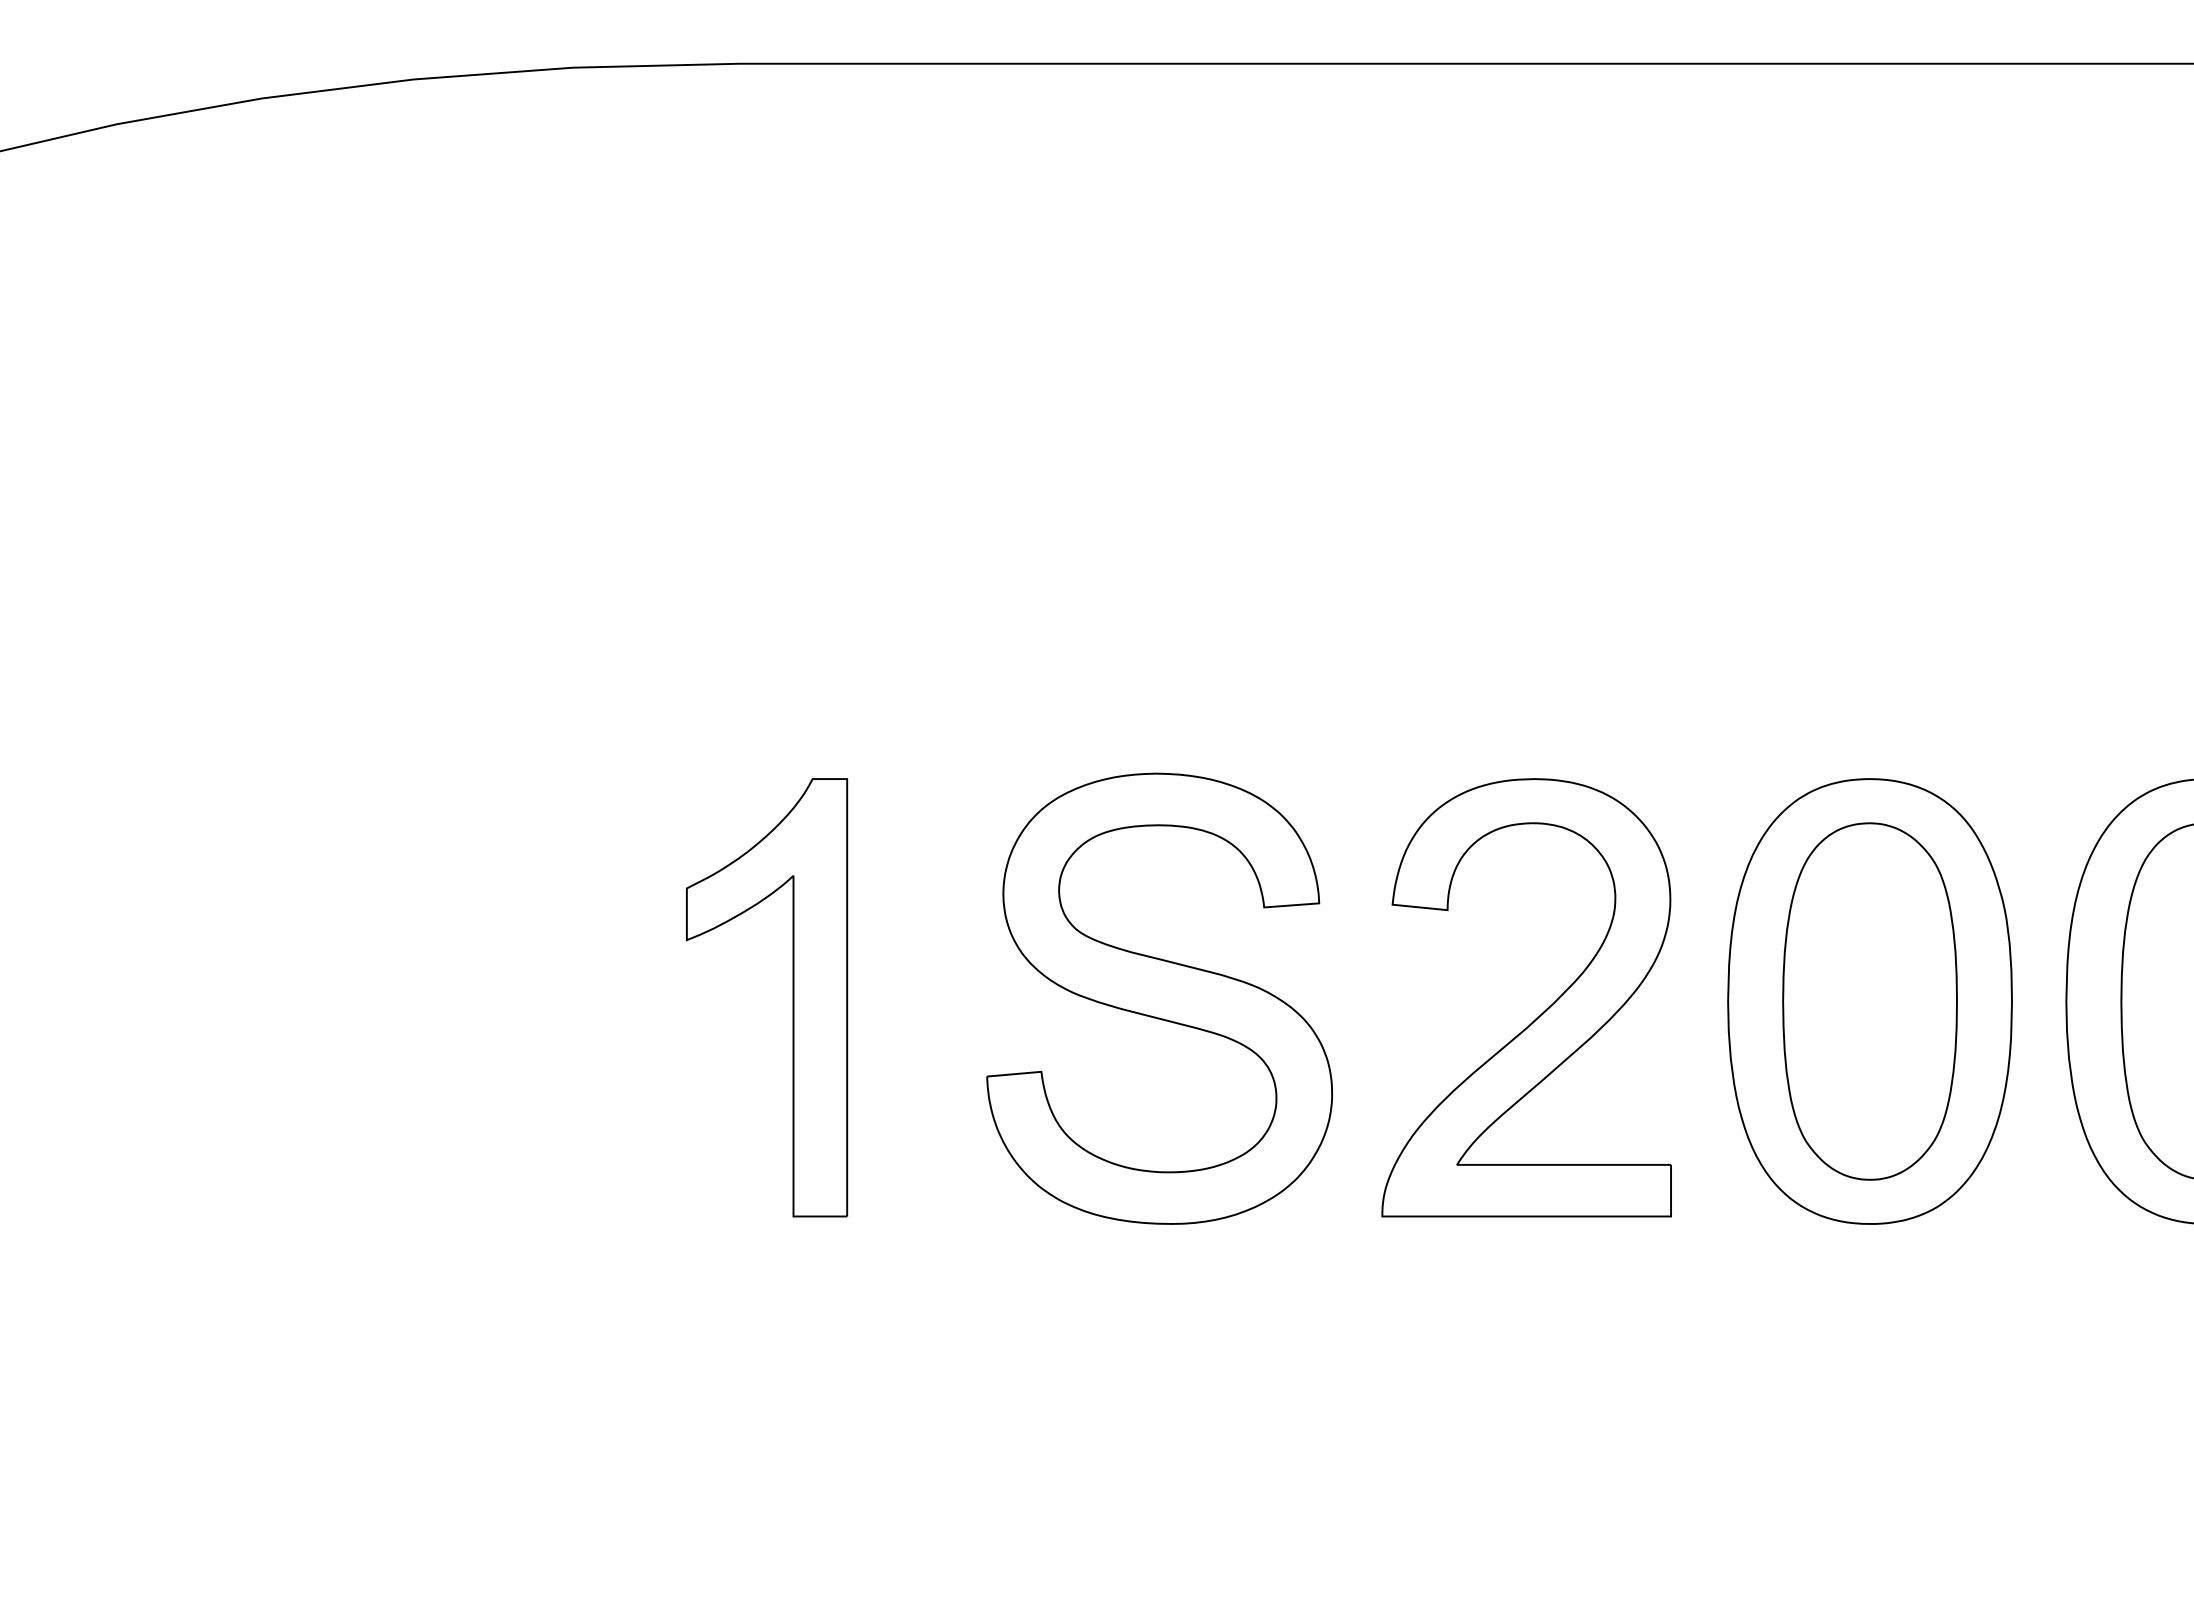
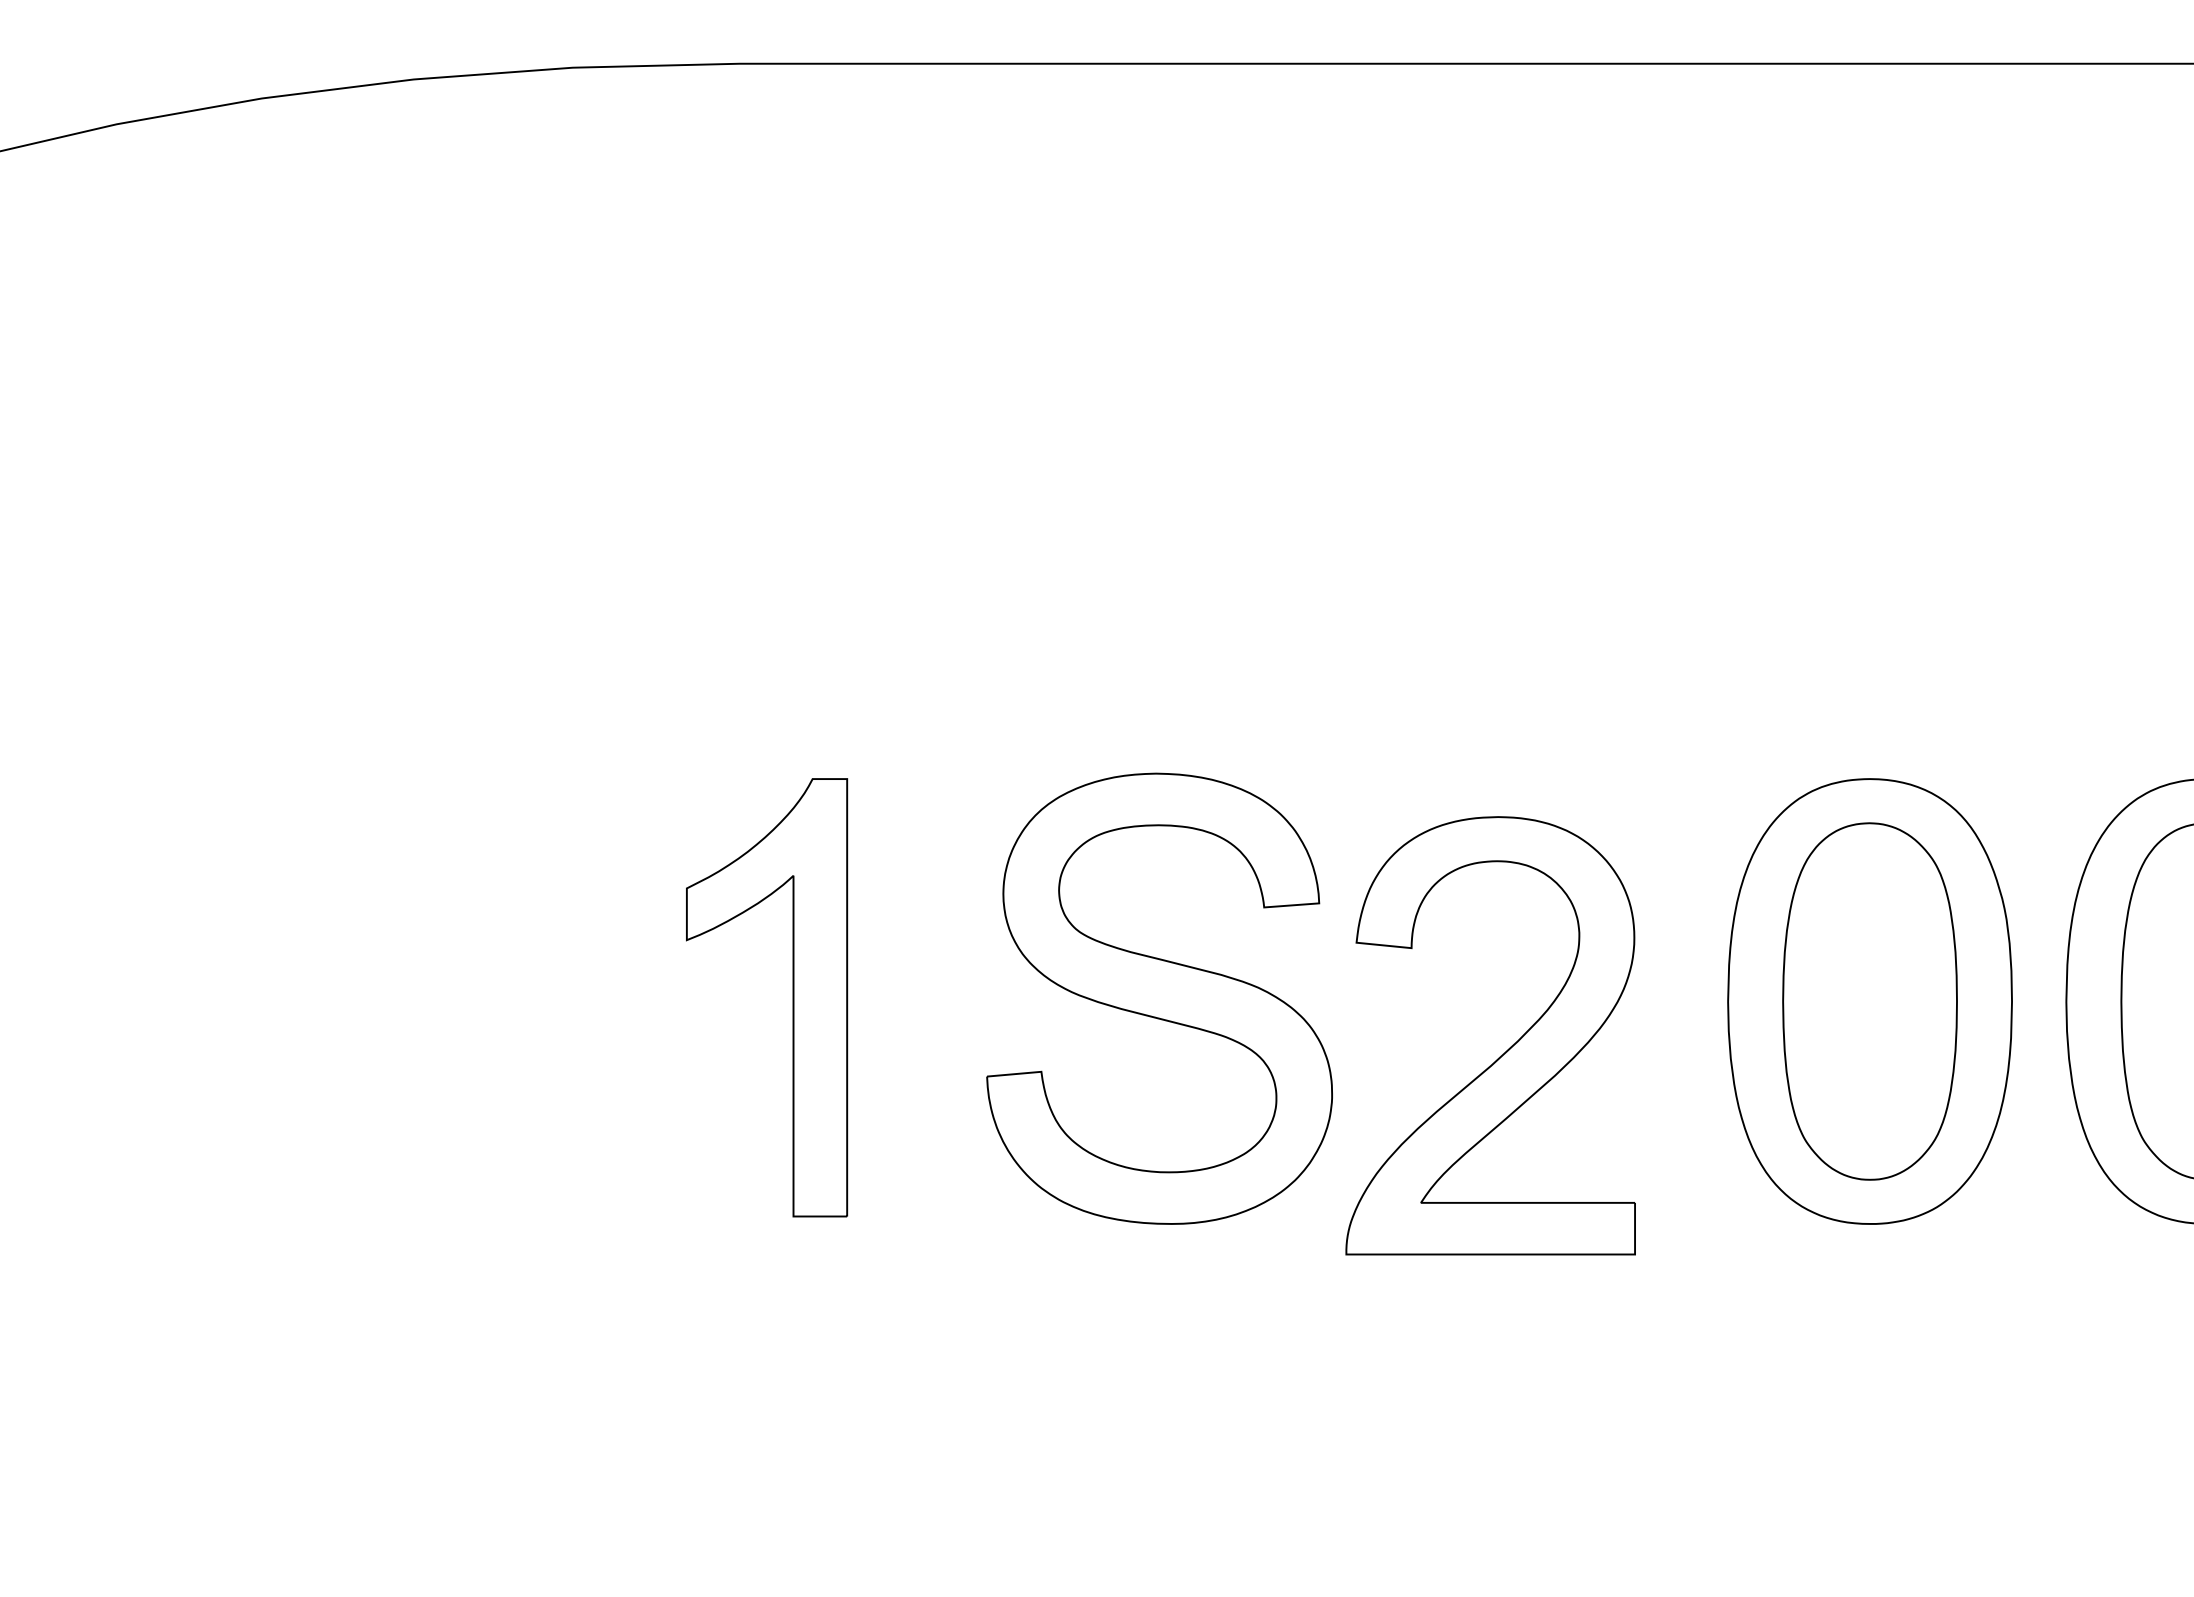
part position: (1542, 1012) -> (1506, 1050) (1506, 1050)
